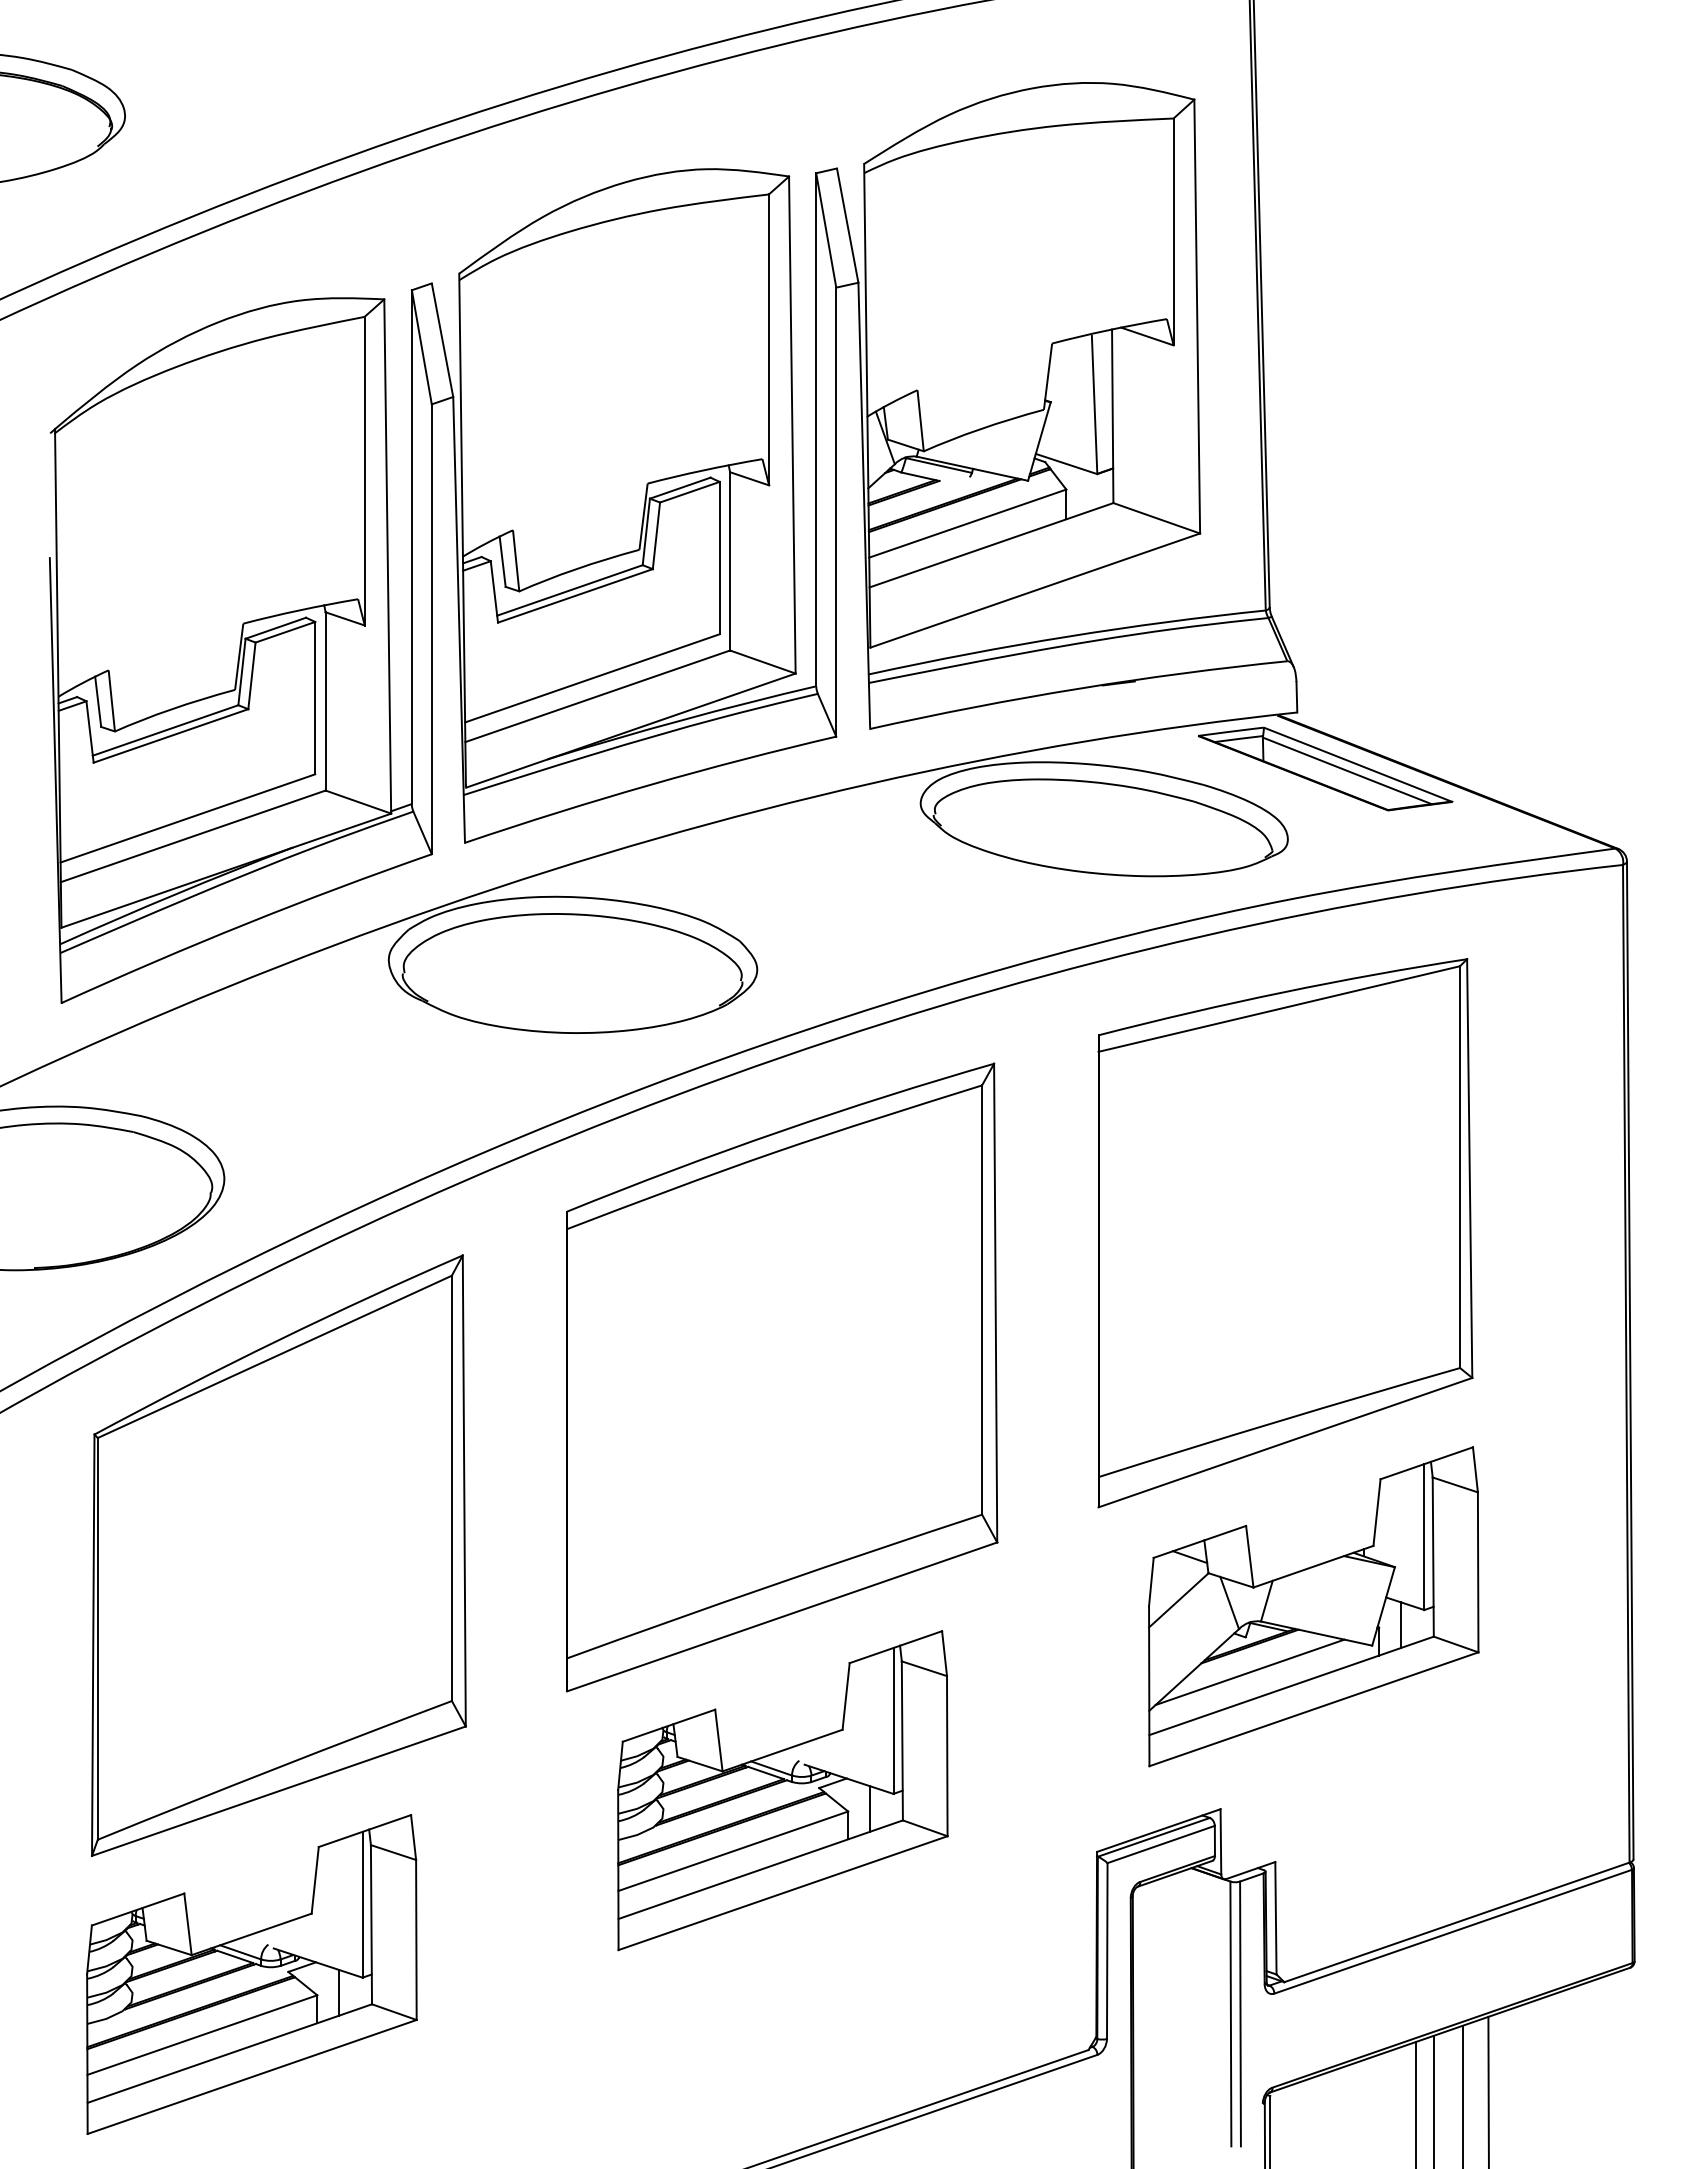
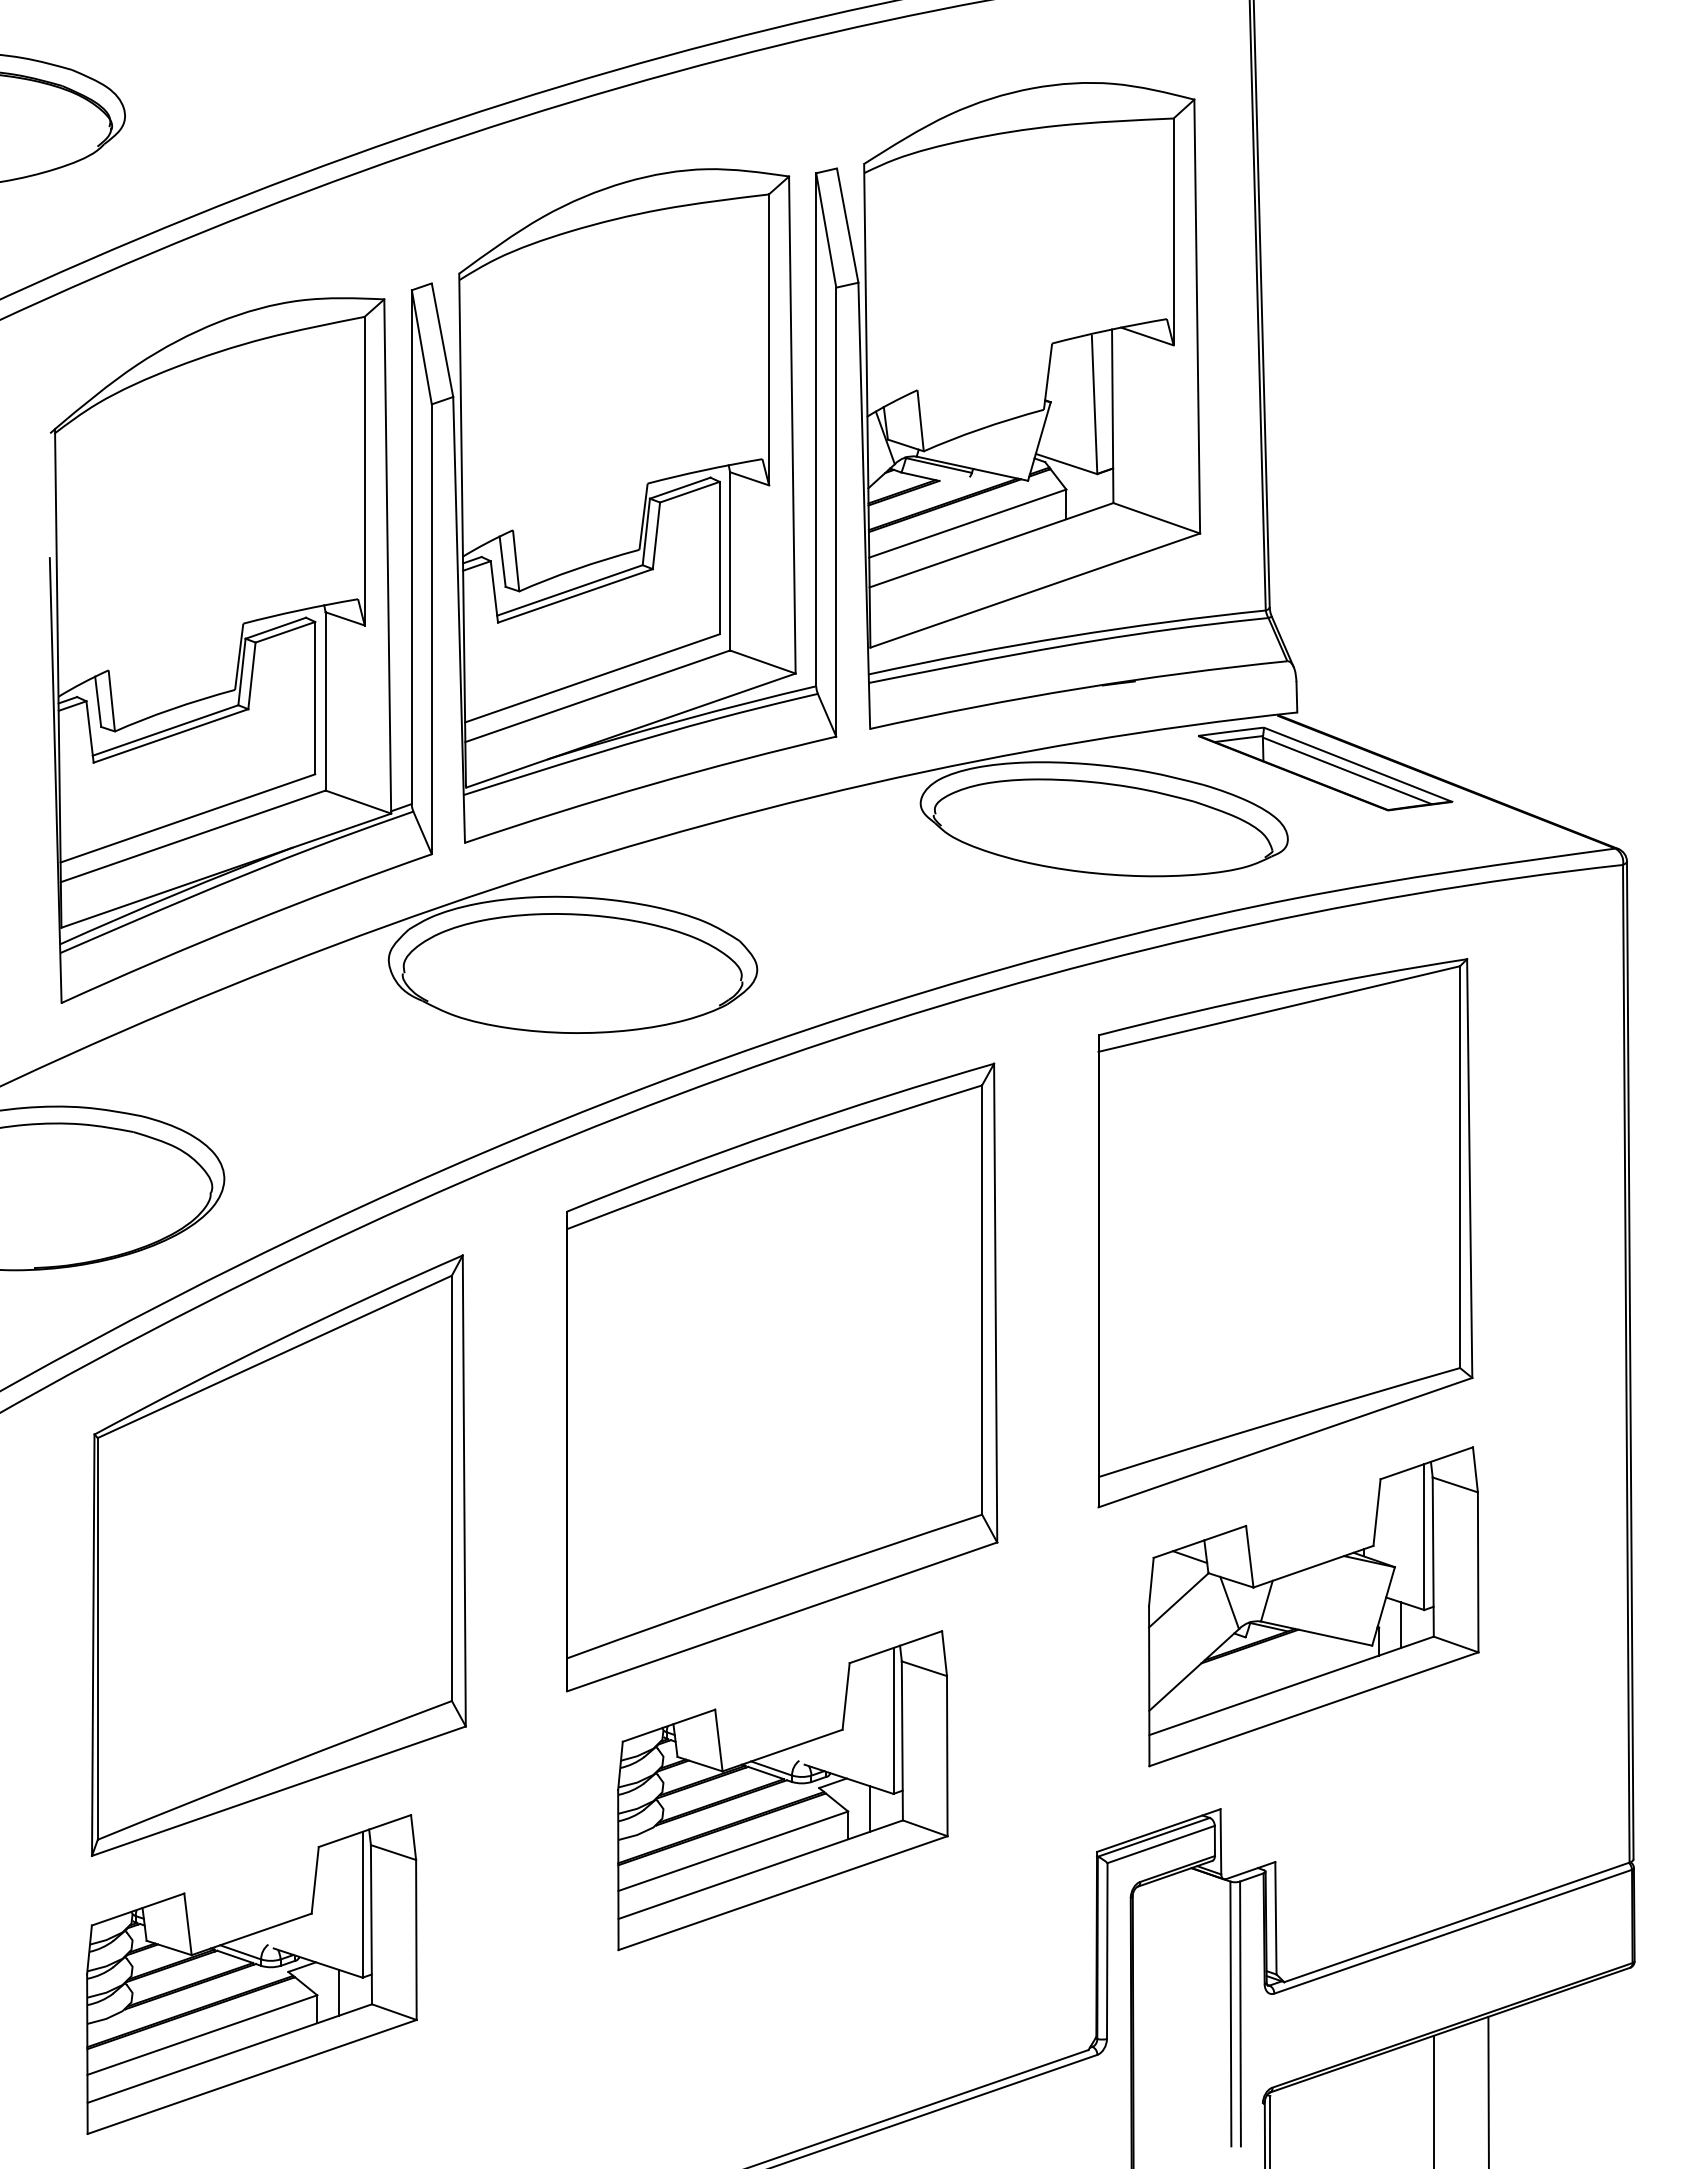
line: present -> none (1249, 1672)
line: present -> none (1462, 2095)
line: present -> none (1416, 2103)
